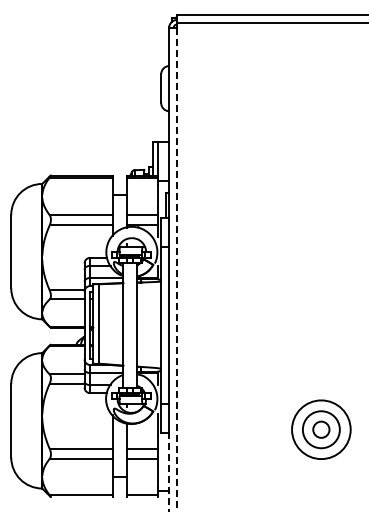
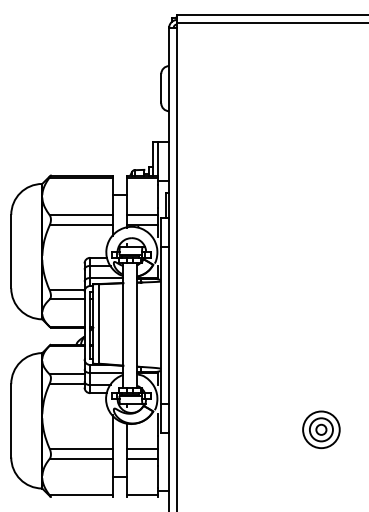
line: dashed -> solid (177, 270)
part size: 61x61 px -> 39x40 px (321, 429)
line: dashed -> solid (169, 472)
